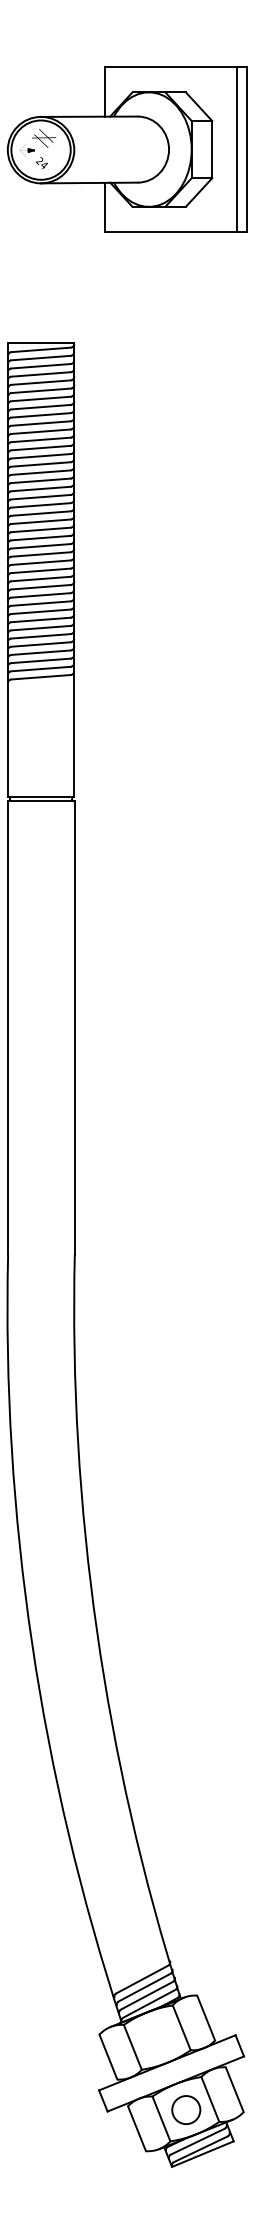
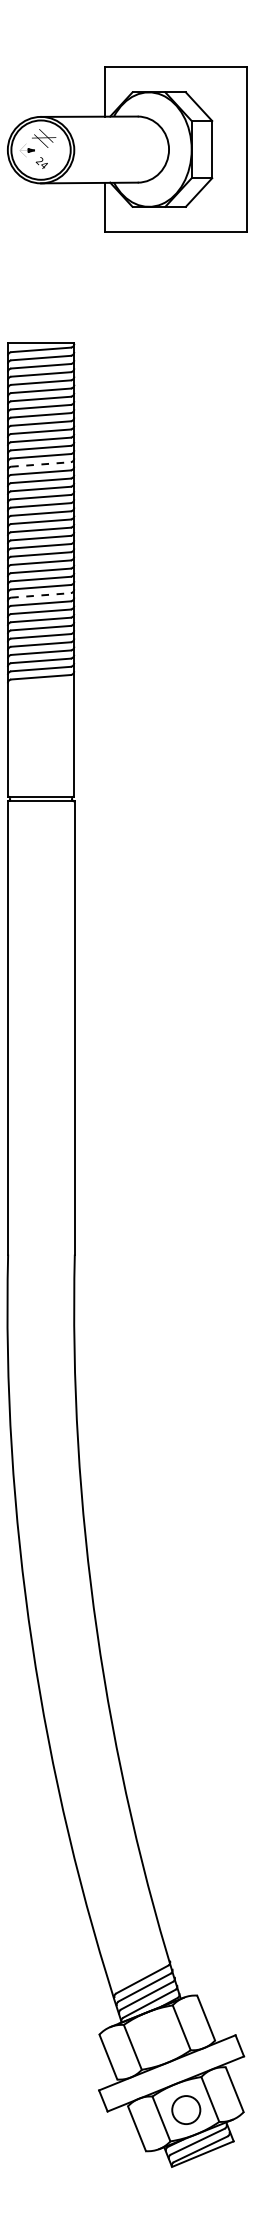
line: present -> none (236, 149)
line: solid -> dashed (41, 464)
line: solid -> dashed (41, 595)
